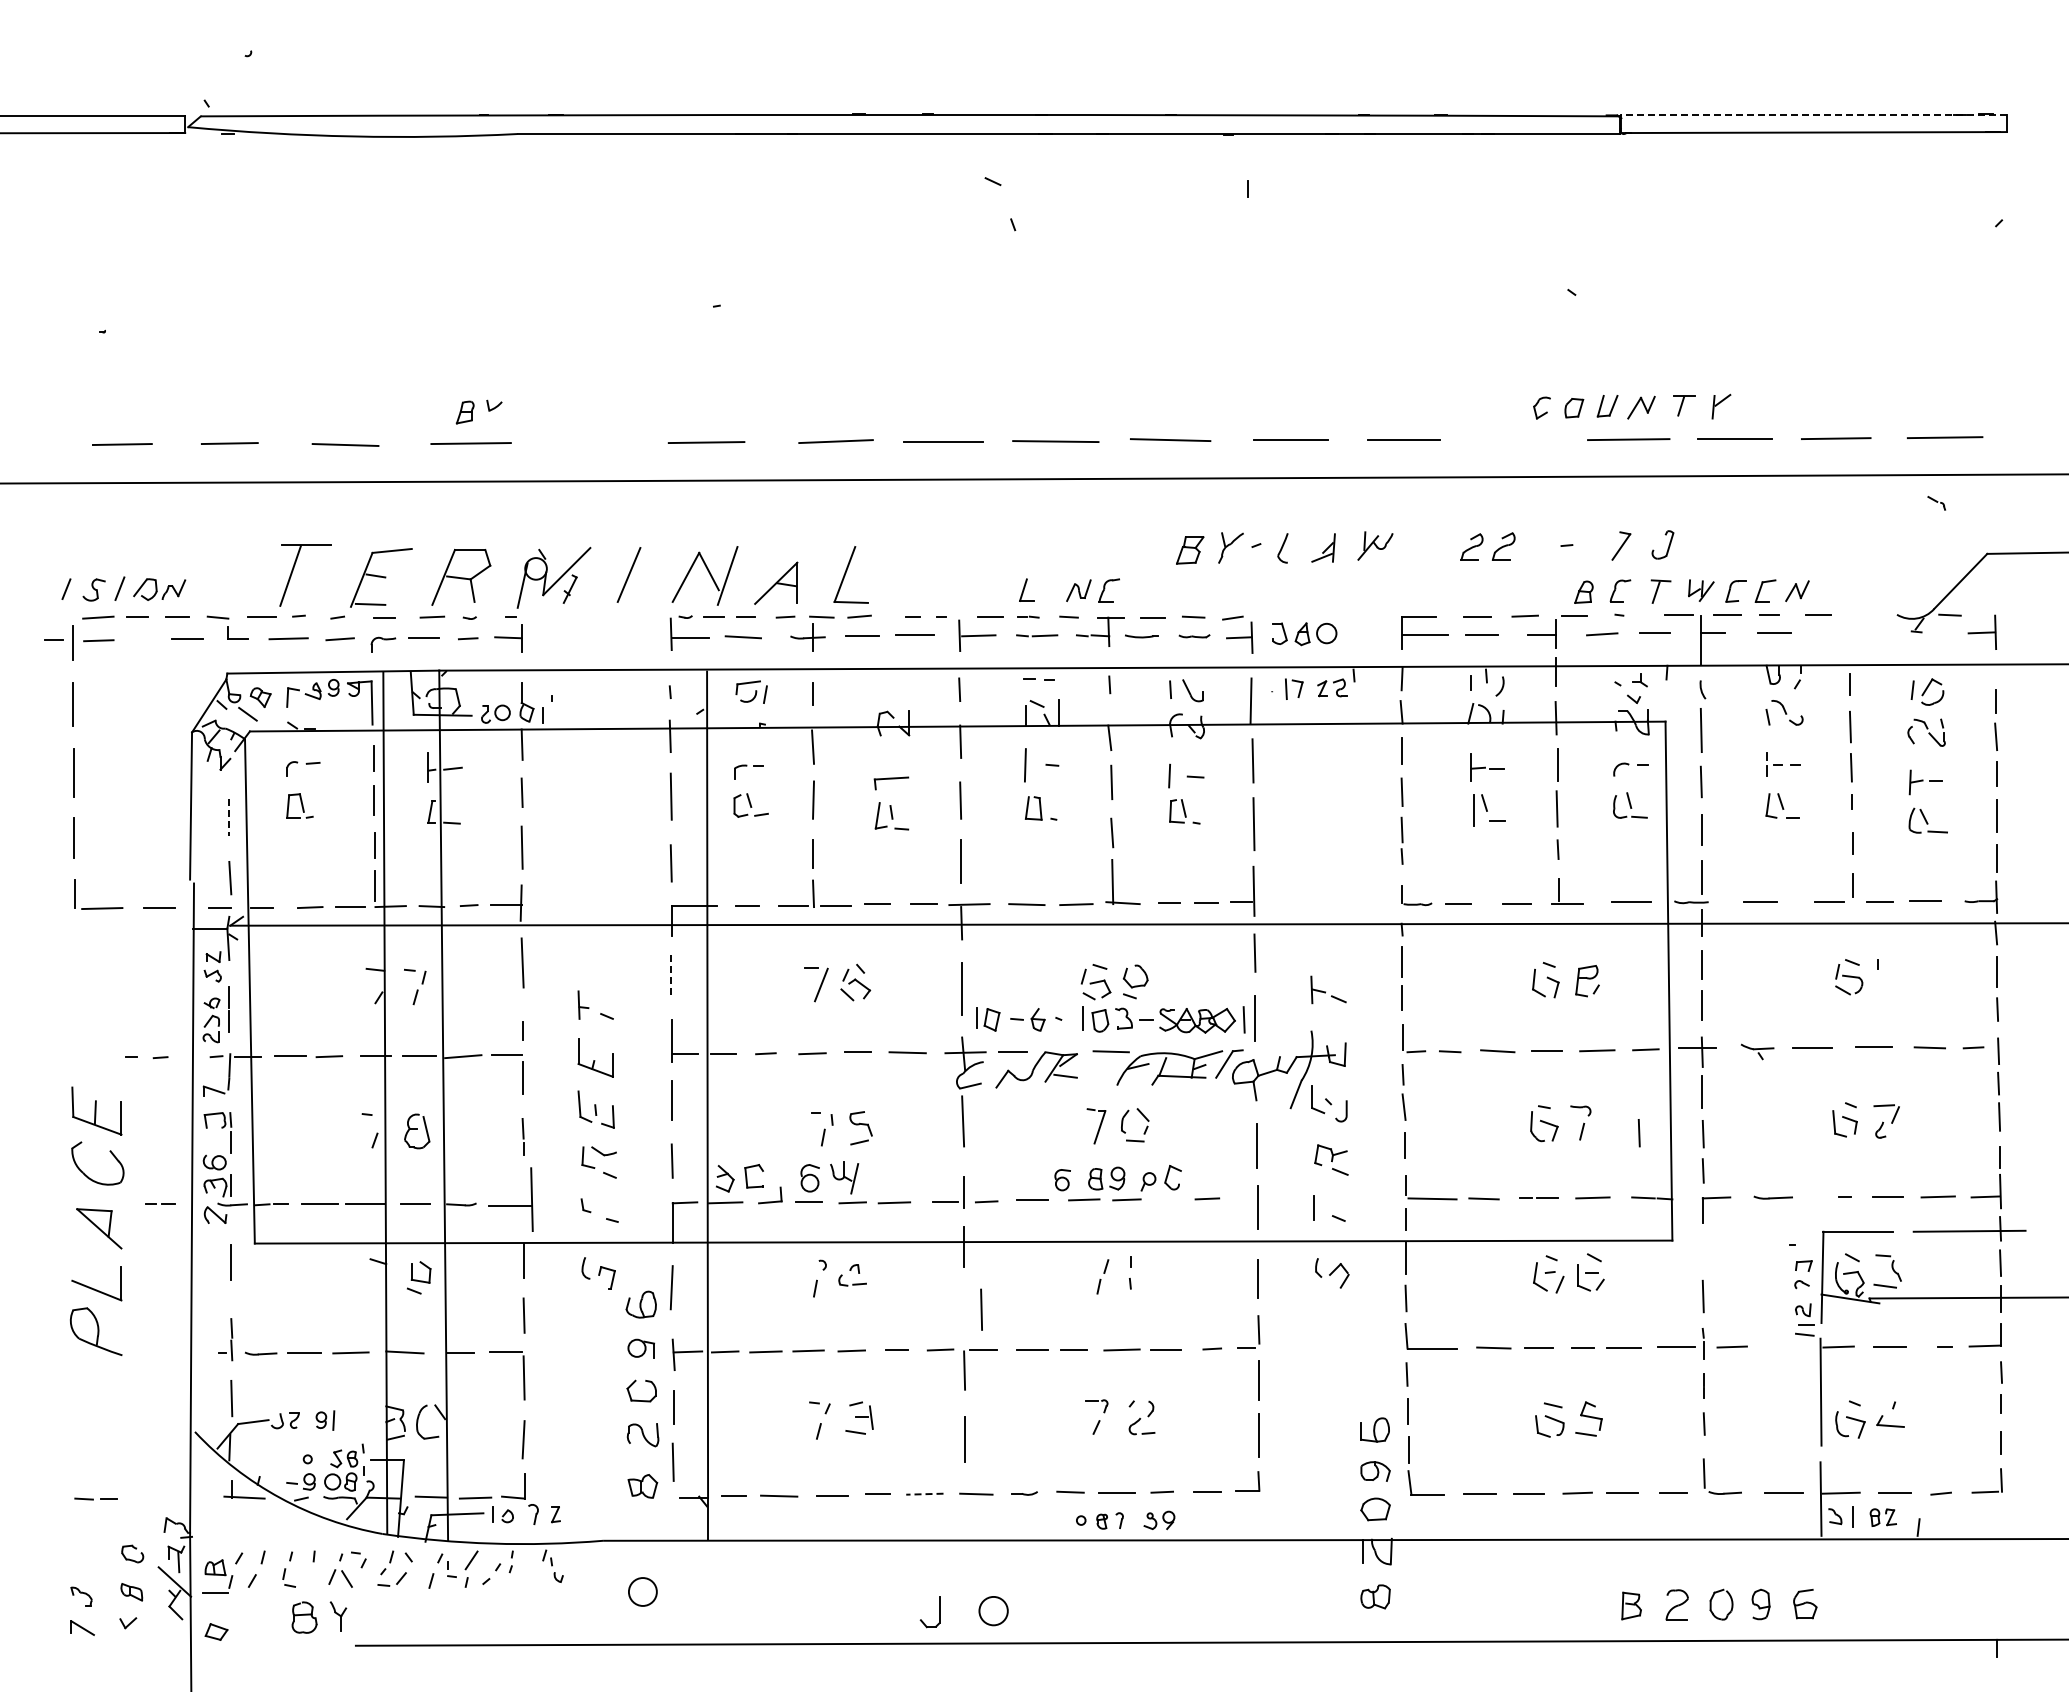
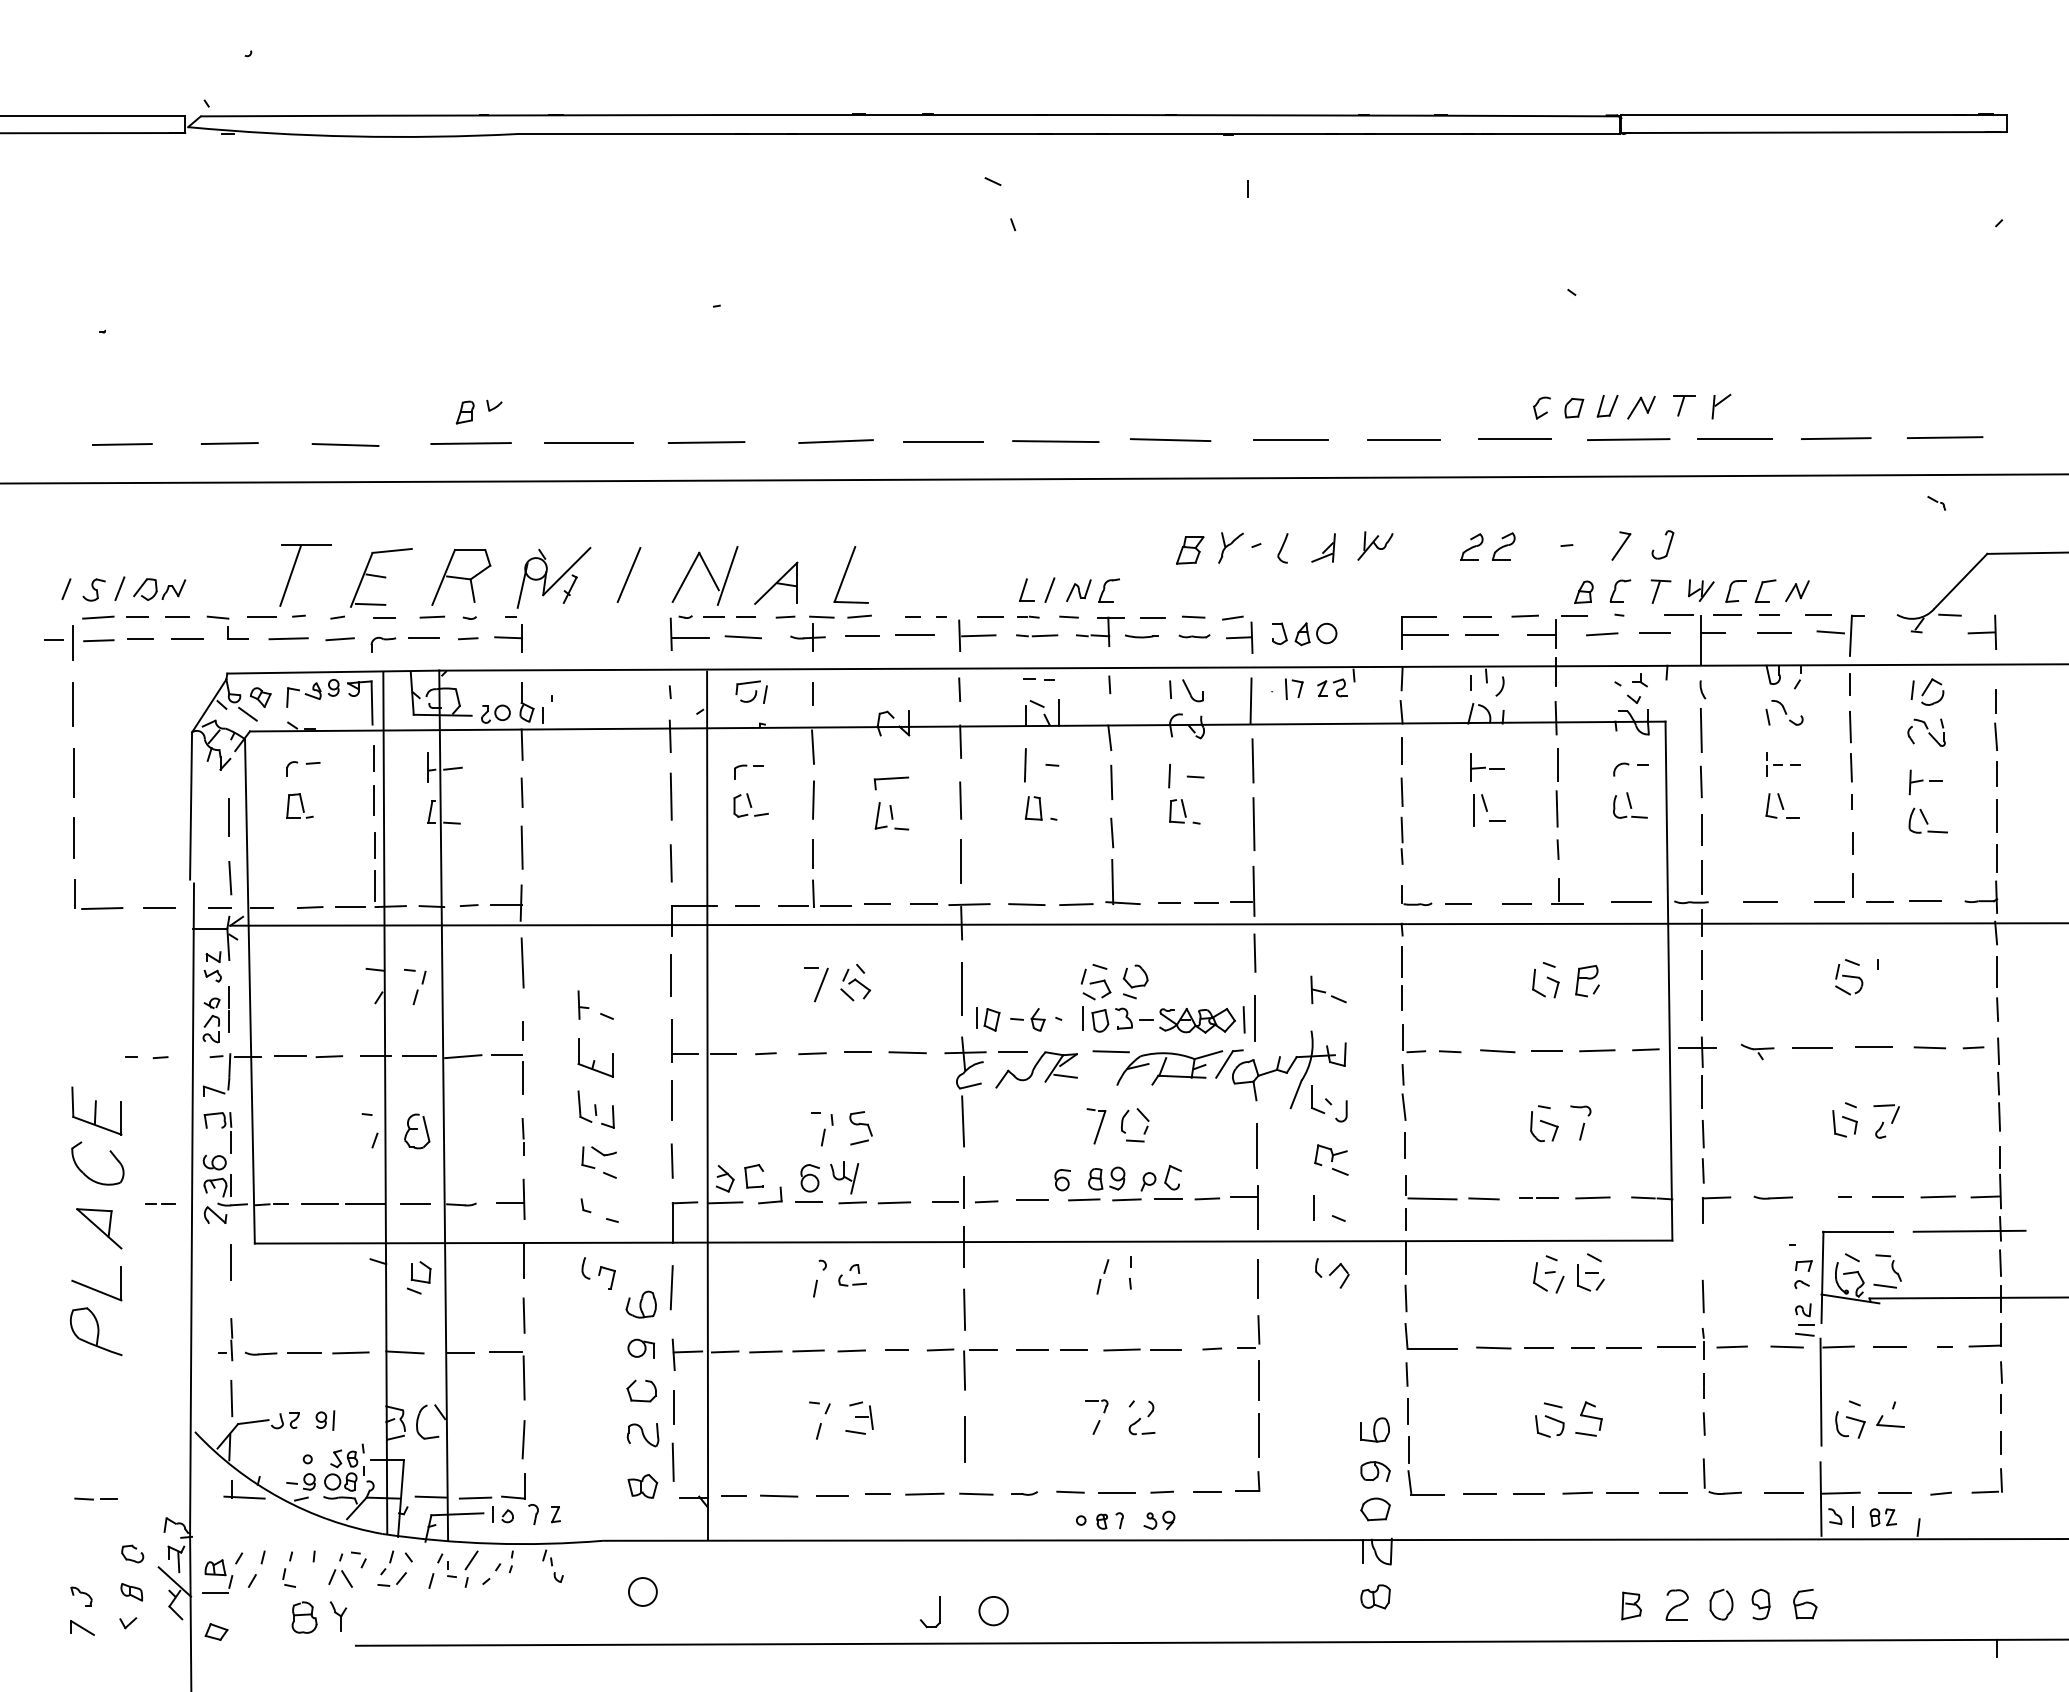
line: dashed -> solid (1814, 115)
line: none -> present (1514, 439)
line: none -> present (588, 443)
line: none -> present (1049, 589)
part: none -> present (1840, 635)
line: none -> present (140, 639)
line: dashed -> solid (229, 817)
line: dashed -> solid (670, 975)
line: present -> none (1638, 1133)
line: none -> present (1243, 1197)
part size: 46x65 px -> 30x42 px (510, 1198)
line: none -> present (1168, 1199)
line position: (981, 1309) -> (964, 1309) (964, 1309)
line: none -> present (1786, 1346)
line: dashed -> solid (924, 1494)
